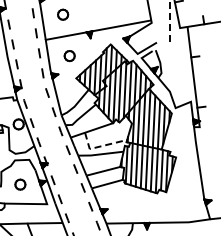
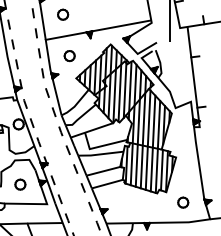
line: dashed -> solid (169, 21)
line: dashed -> solid (99, 146)
part: none -> present (183, 202)
